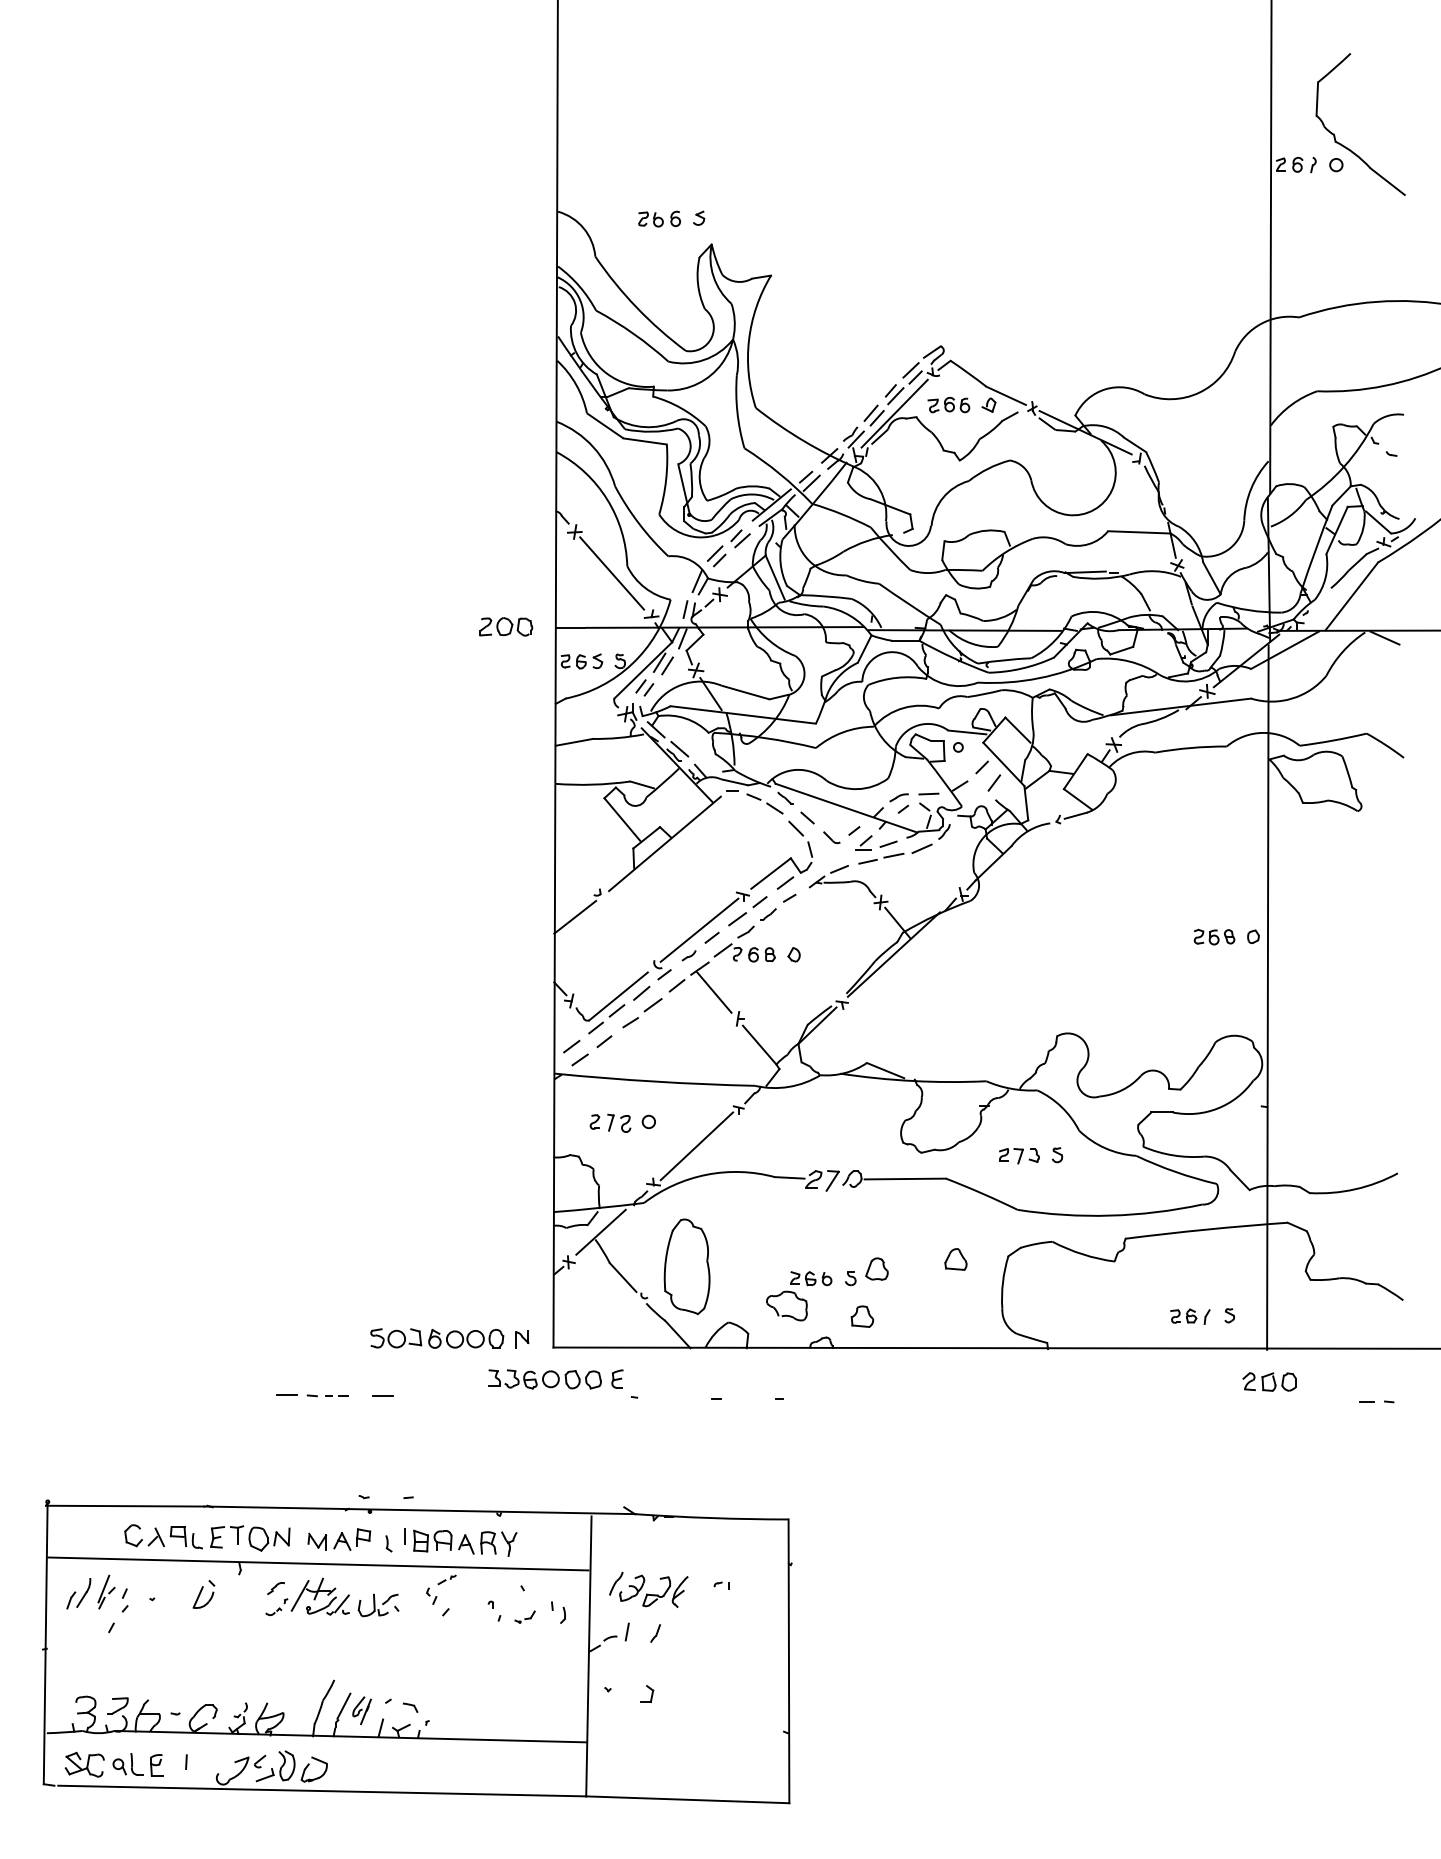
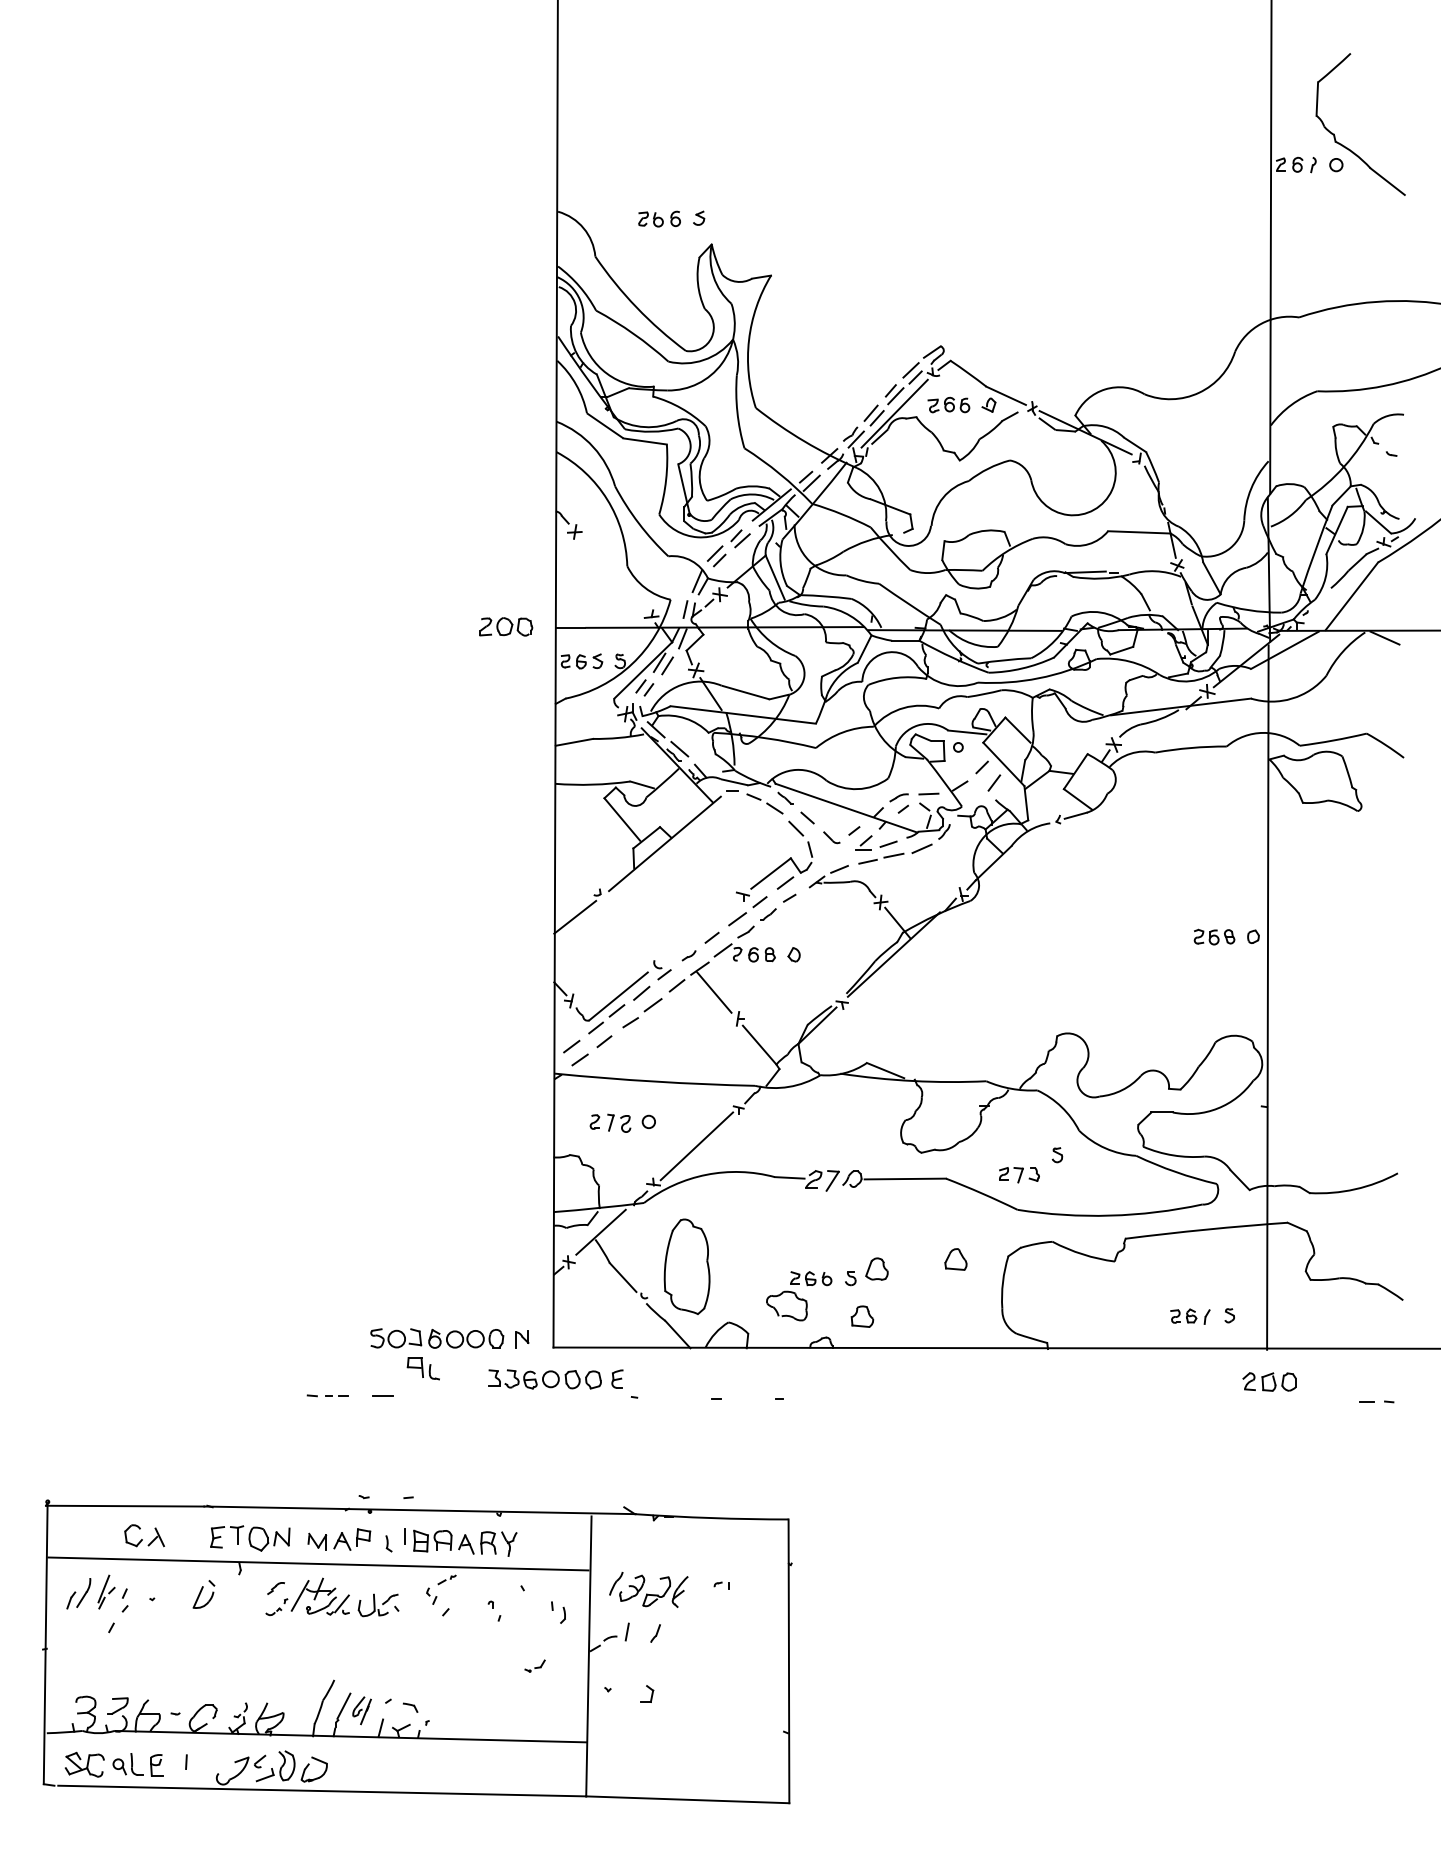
line: present -> none (612, 573)
line: present -> none (699, 929)
part position: (1019, 1156) -> (1019, 1175) (1019, 1175)
line: present -> none (286, 1394)
part position: (185, 1537) -> (422, 1368) (422, 1368)
part position: (524, 1616) -> (534, 1665) (534, 1665)
